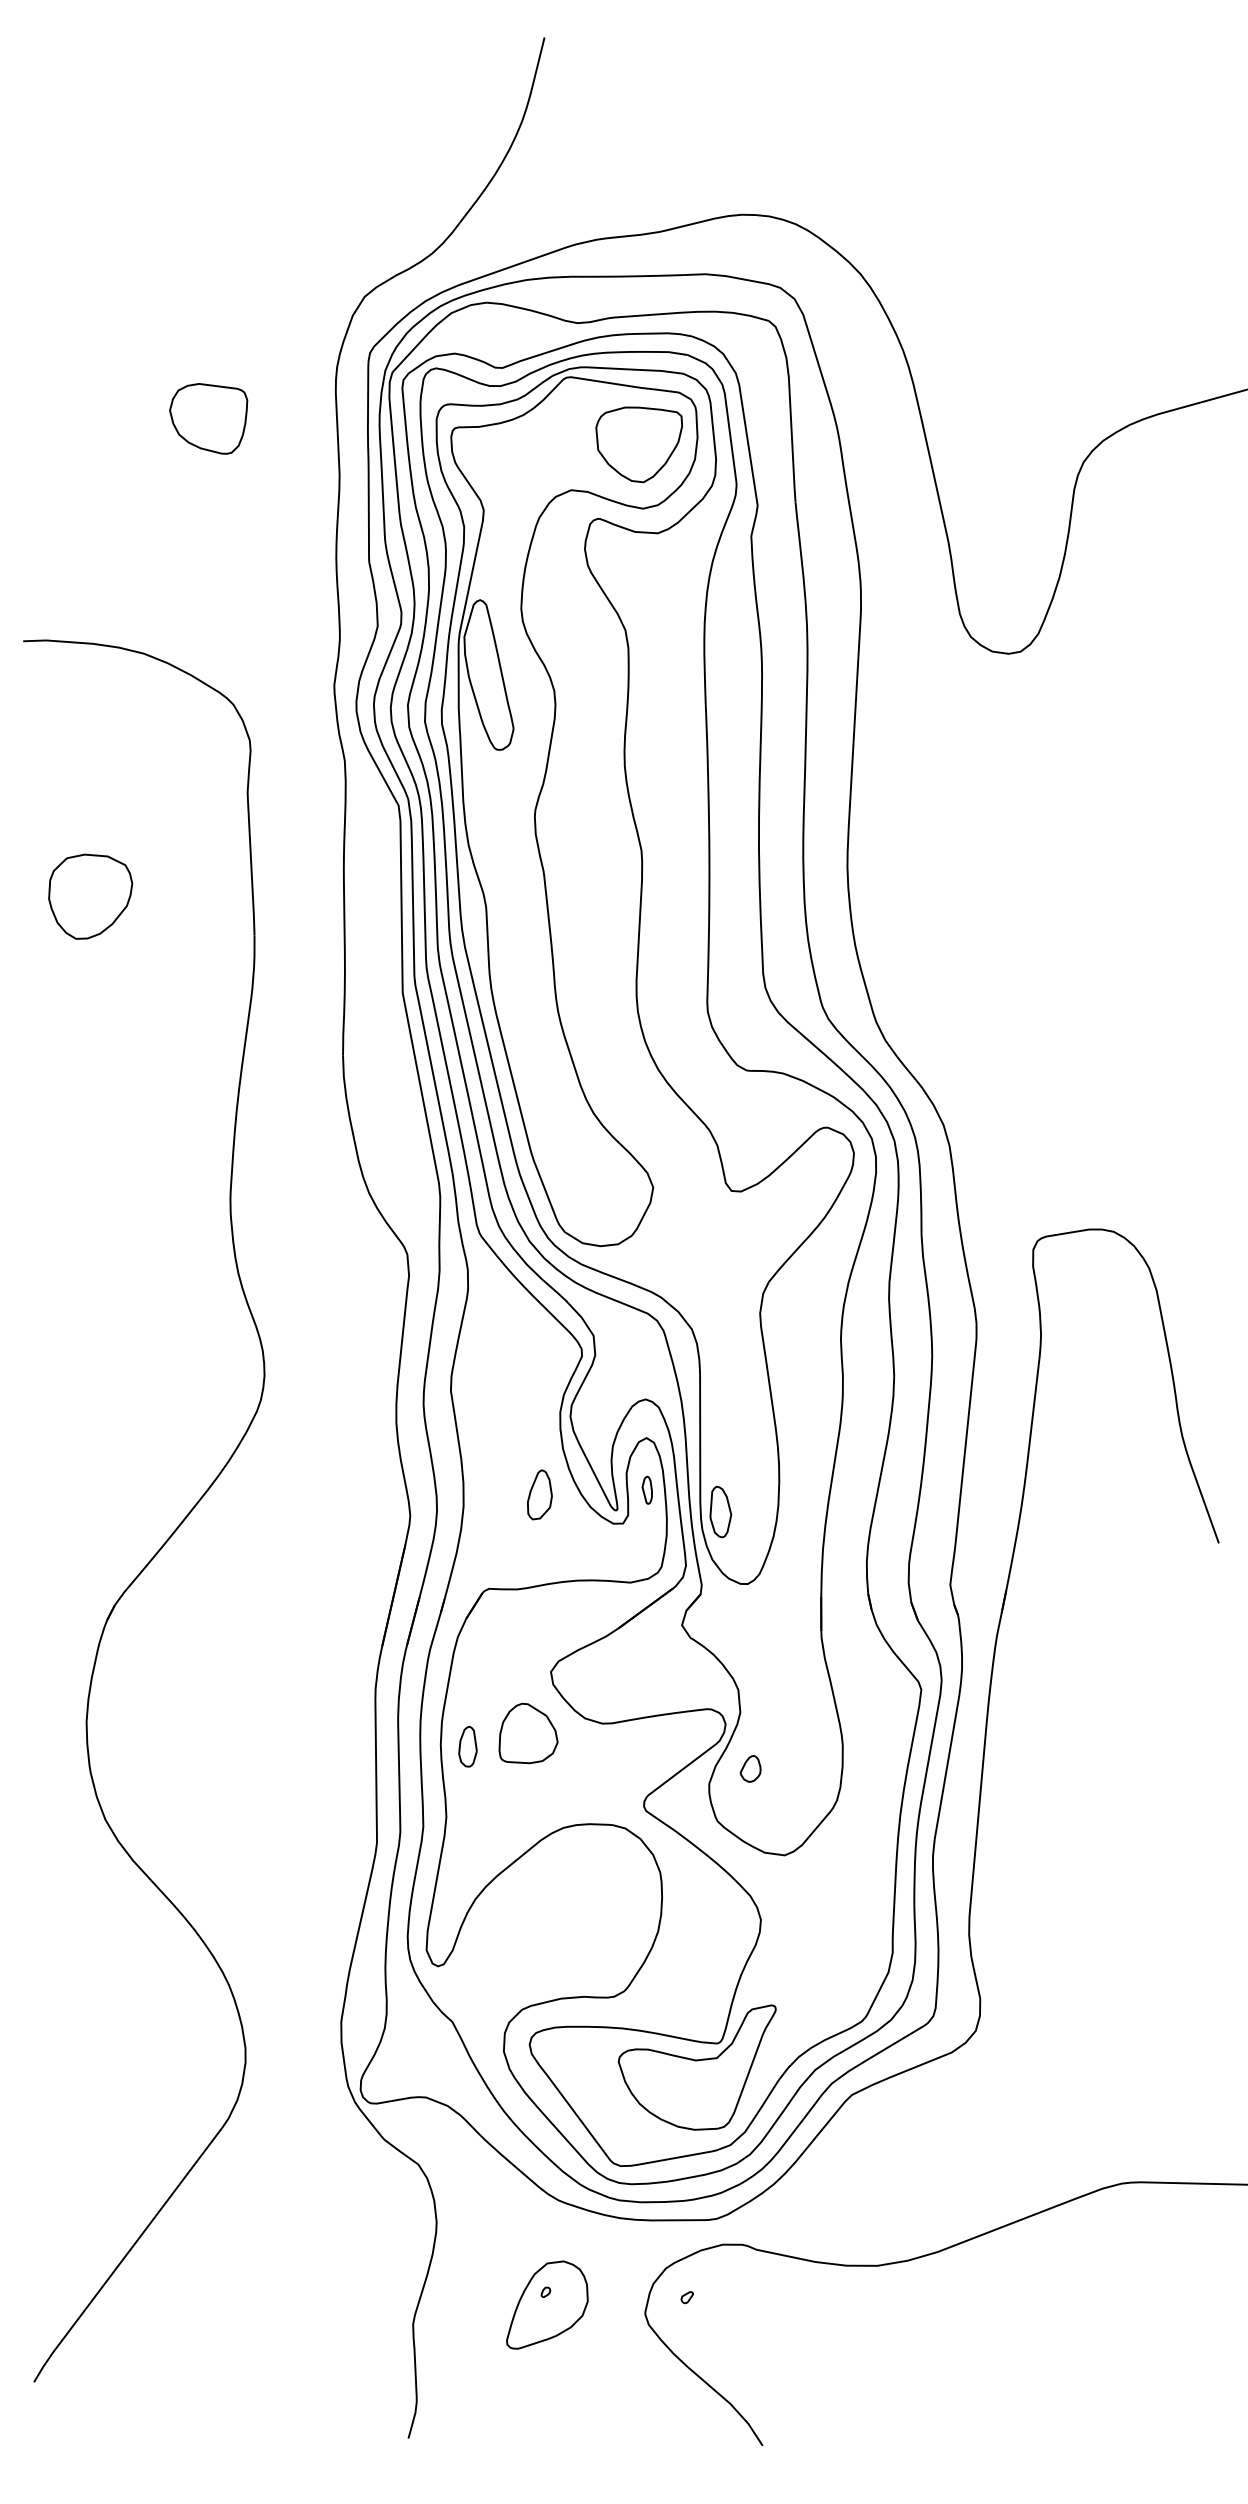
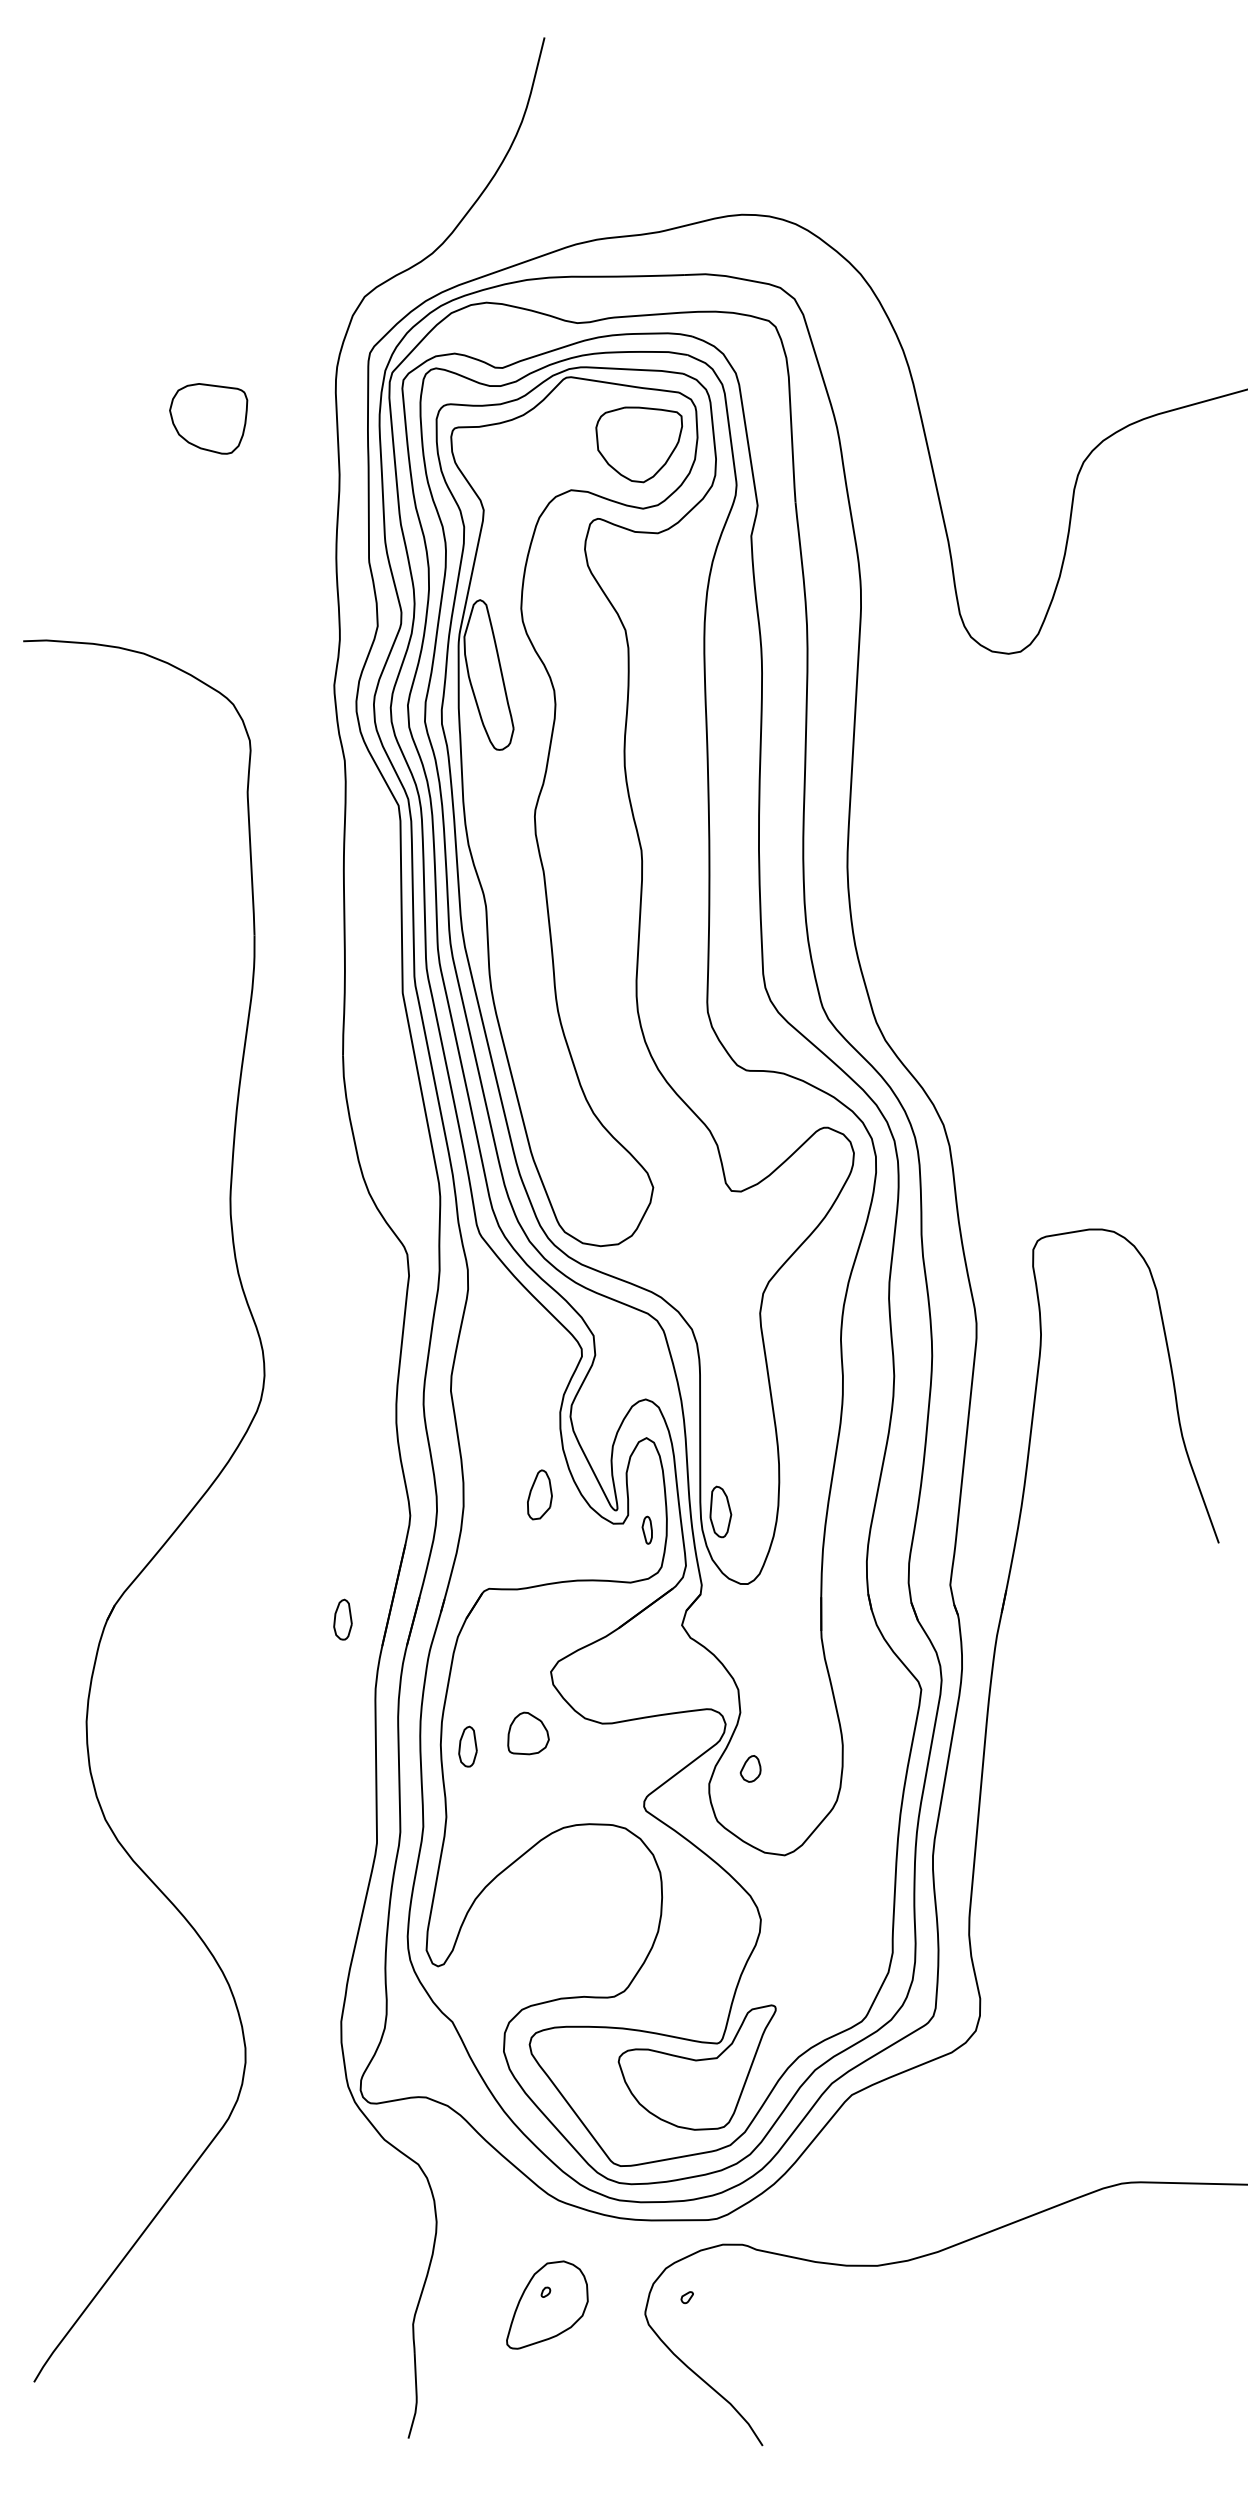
part: present -> none (90, 896)
part position: (646, 1489) -> (646, 1529) (646, 1529)
part: none -> present (342, 1619)
part size: 61x63 px -> 43x45 px (528, 1733)
